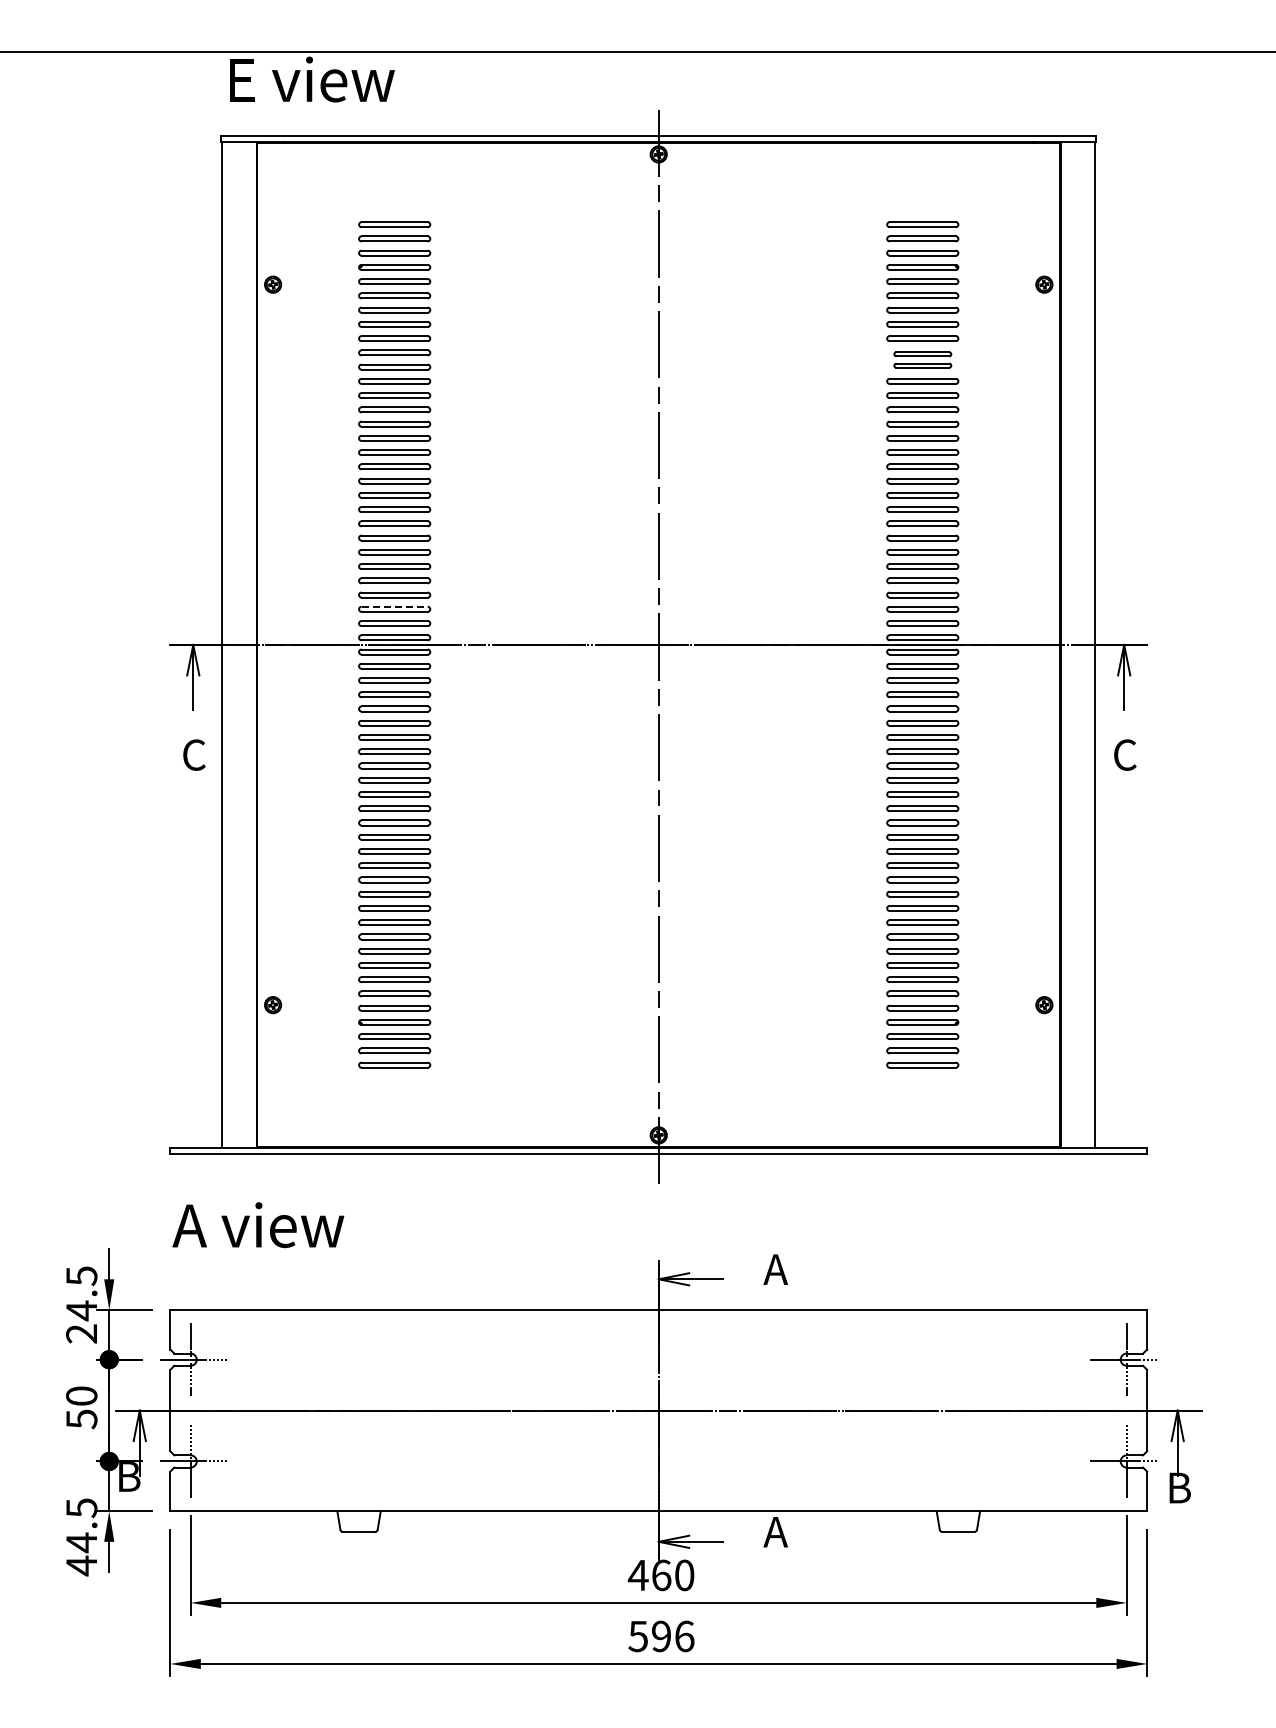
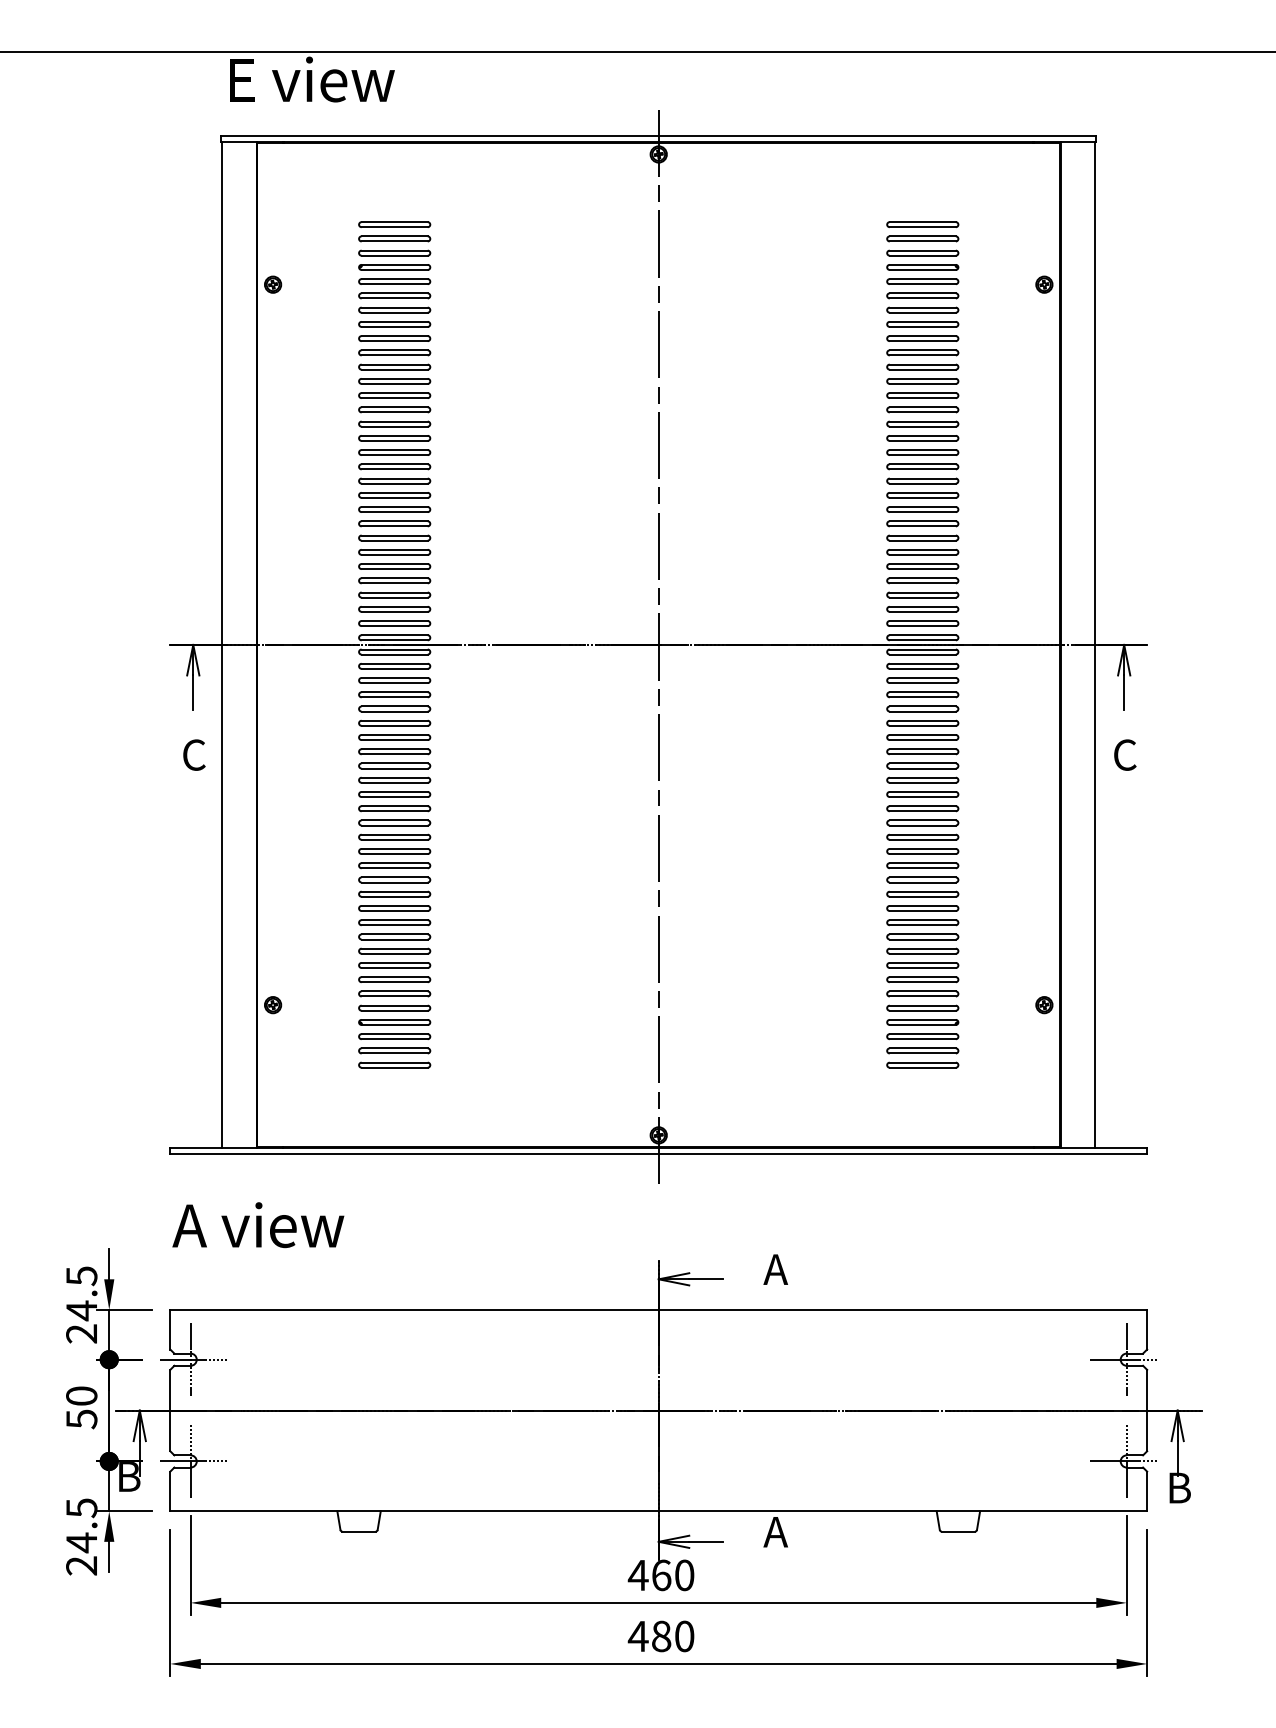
part size: 60x18 px -> 74x22 px (922, 359)
line: dashed -> solid (395, 606)
text: 44.5 -> 24.5 (81, 1565)
text: 596 -> 480 (660, 1636)
